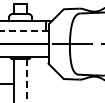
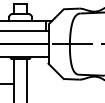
line: dashed -> solid (24, 31)
line: dashed -> solid (27, 80)
